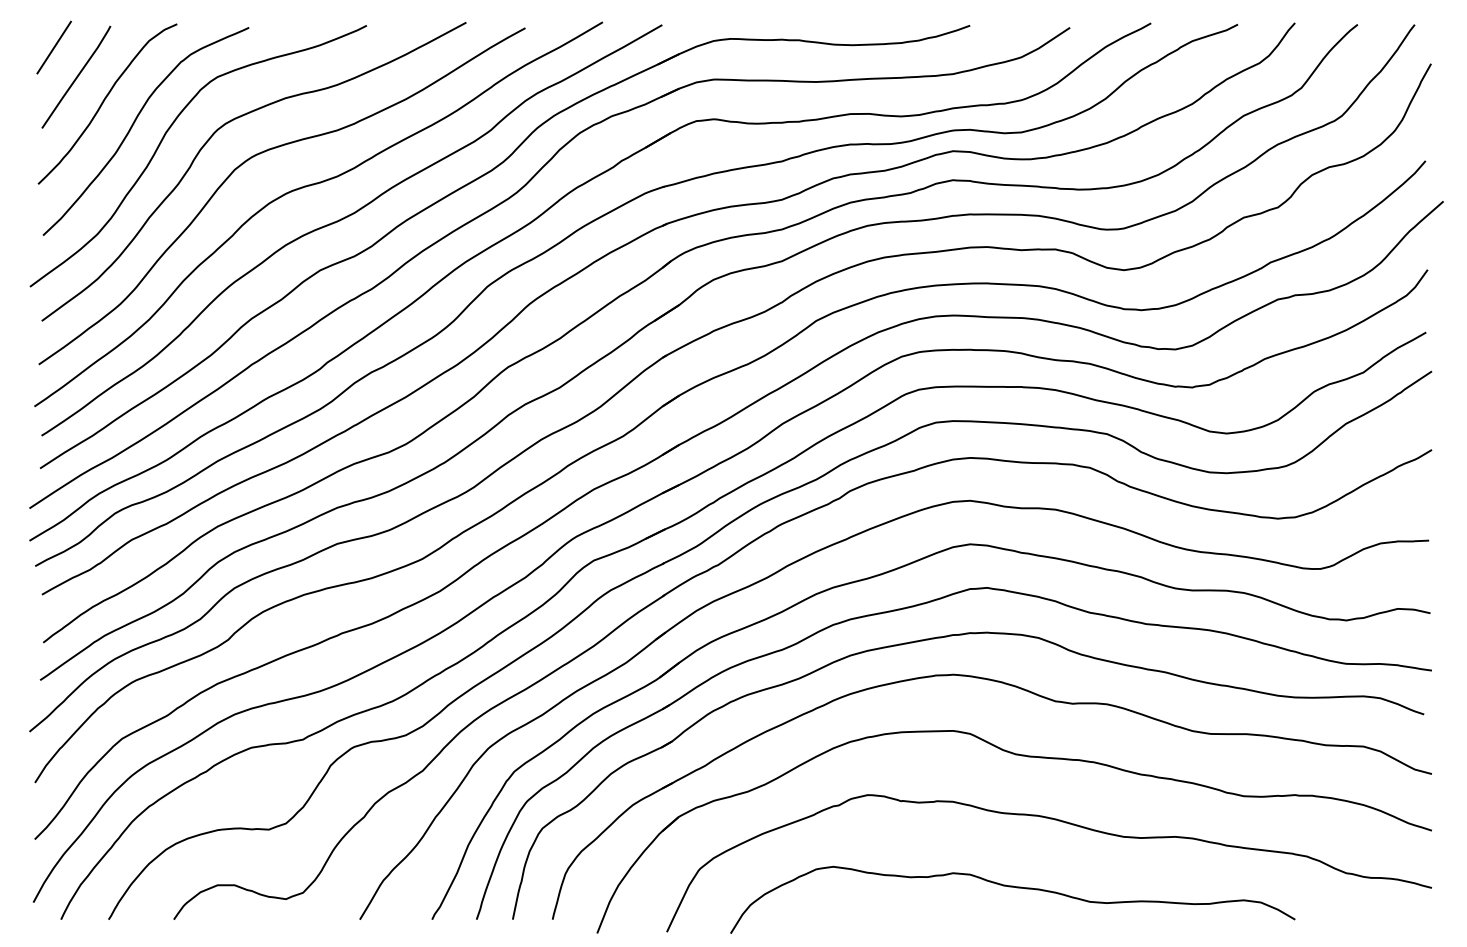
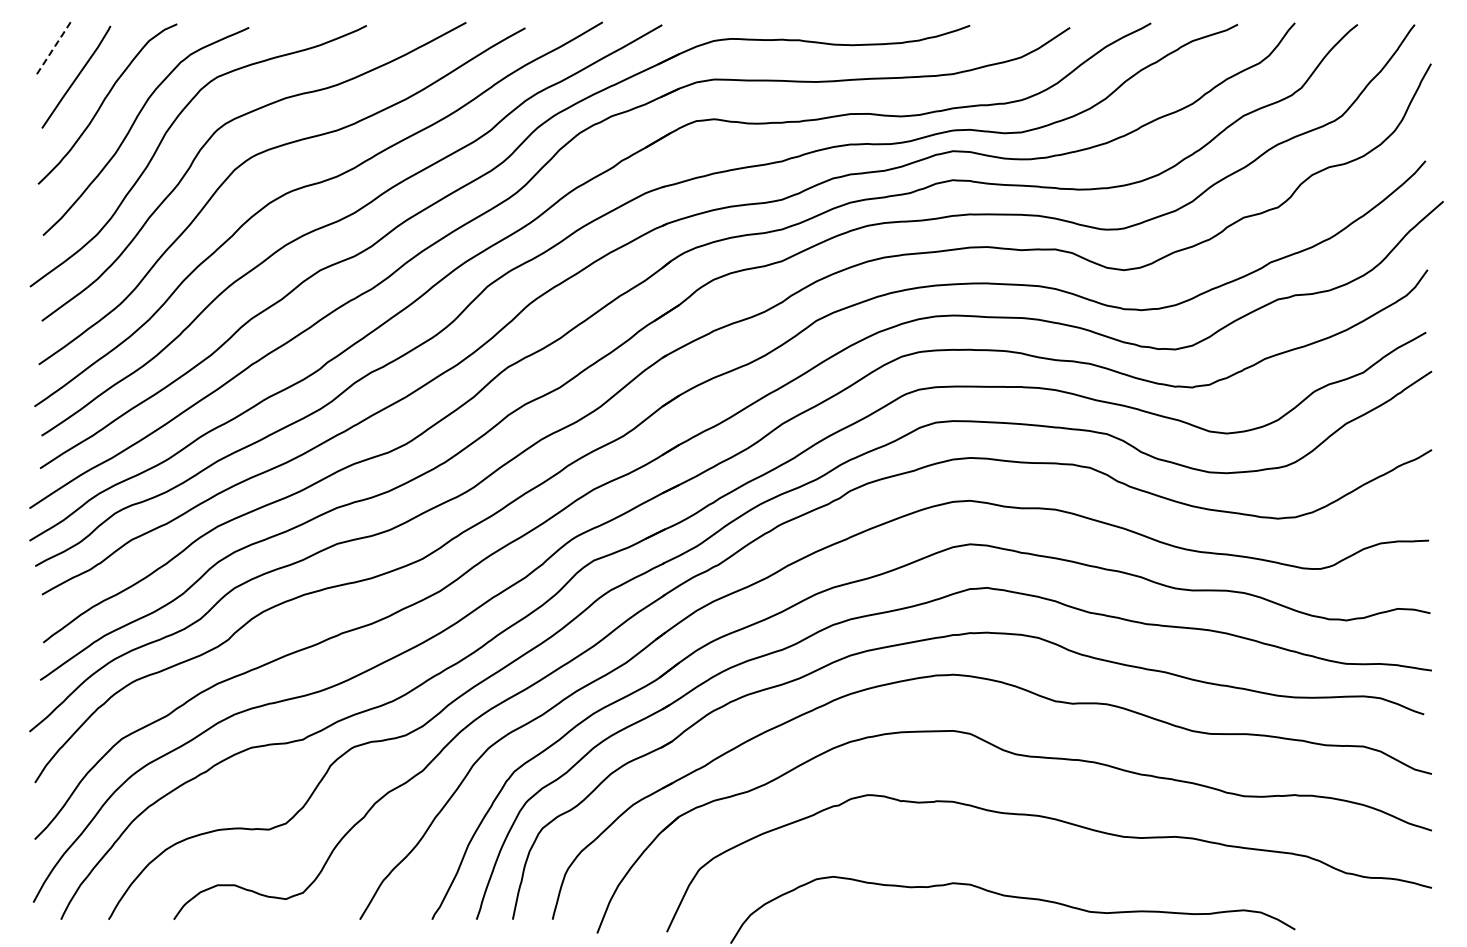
line: solid -> dashed (54, 47)
curve position: (1016, 888) -> (1016, 898) (1016, 898)
